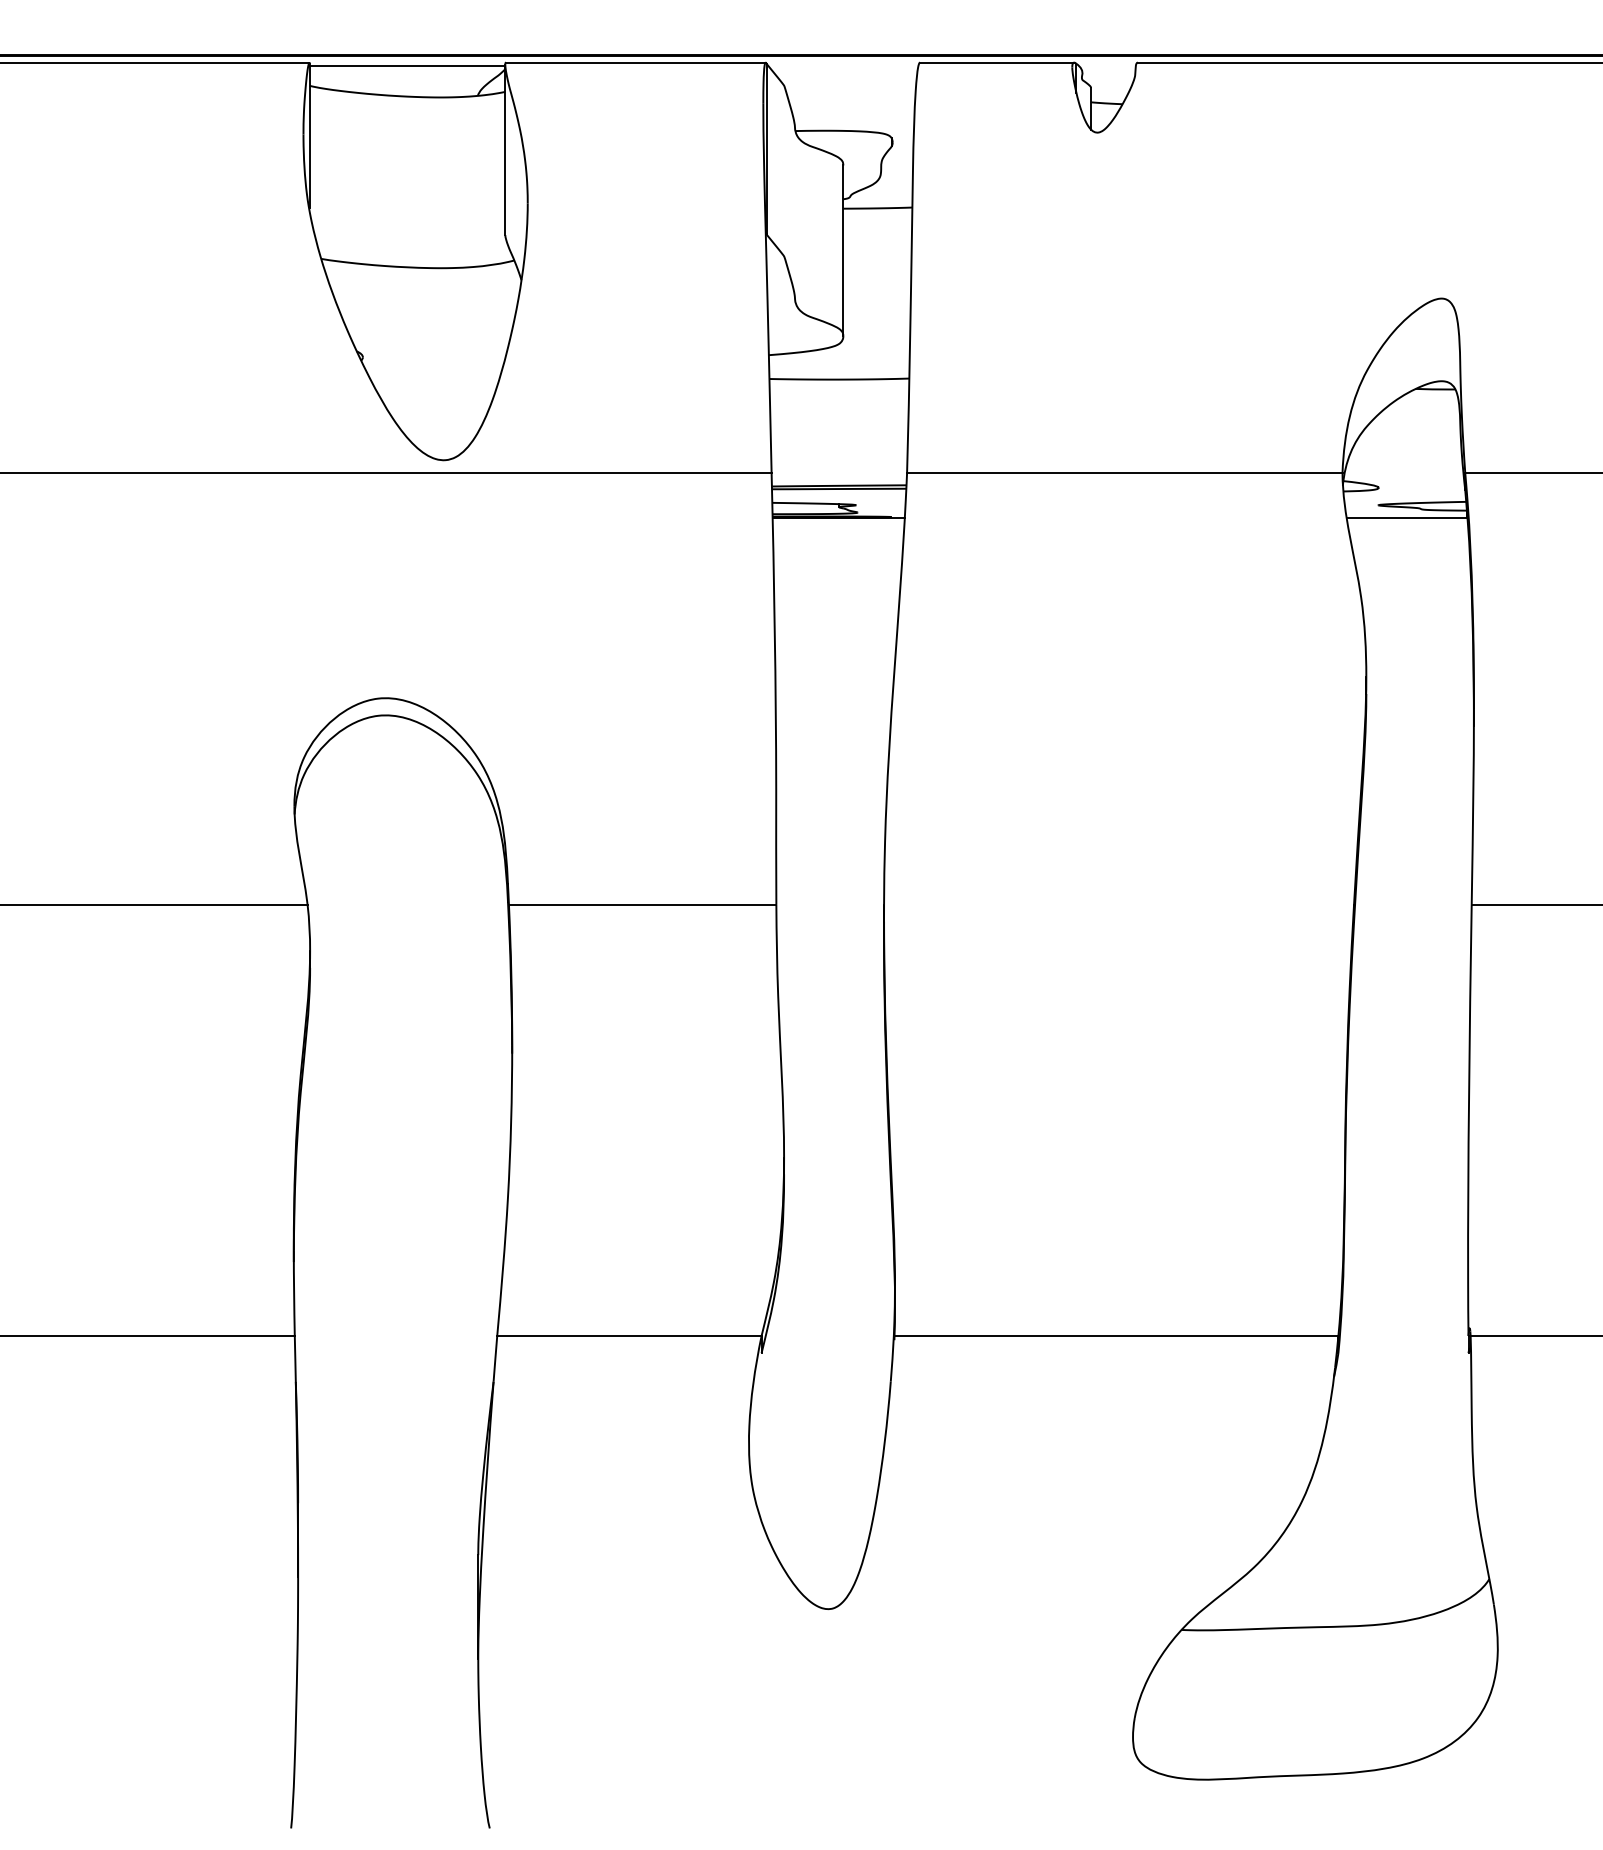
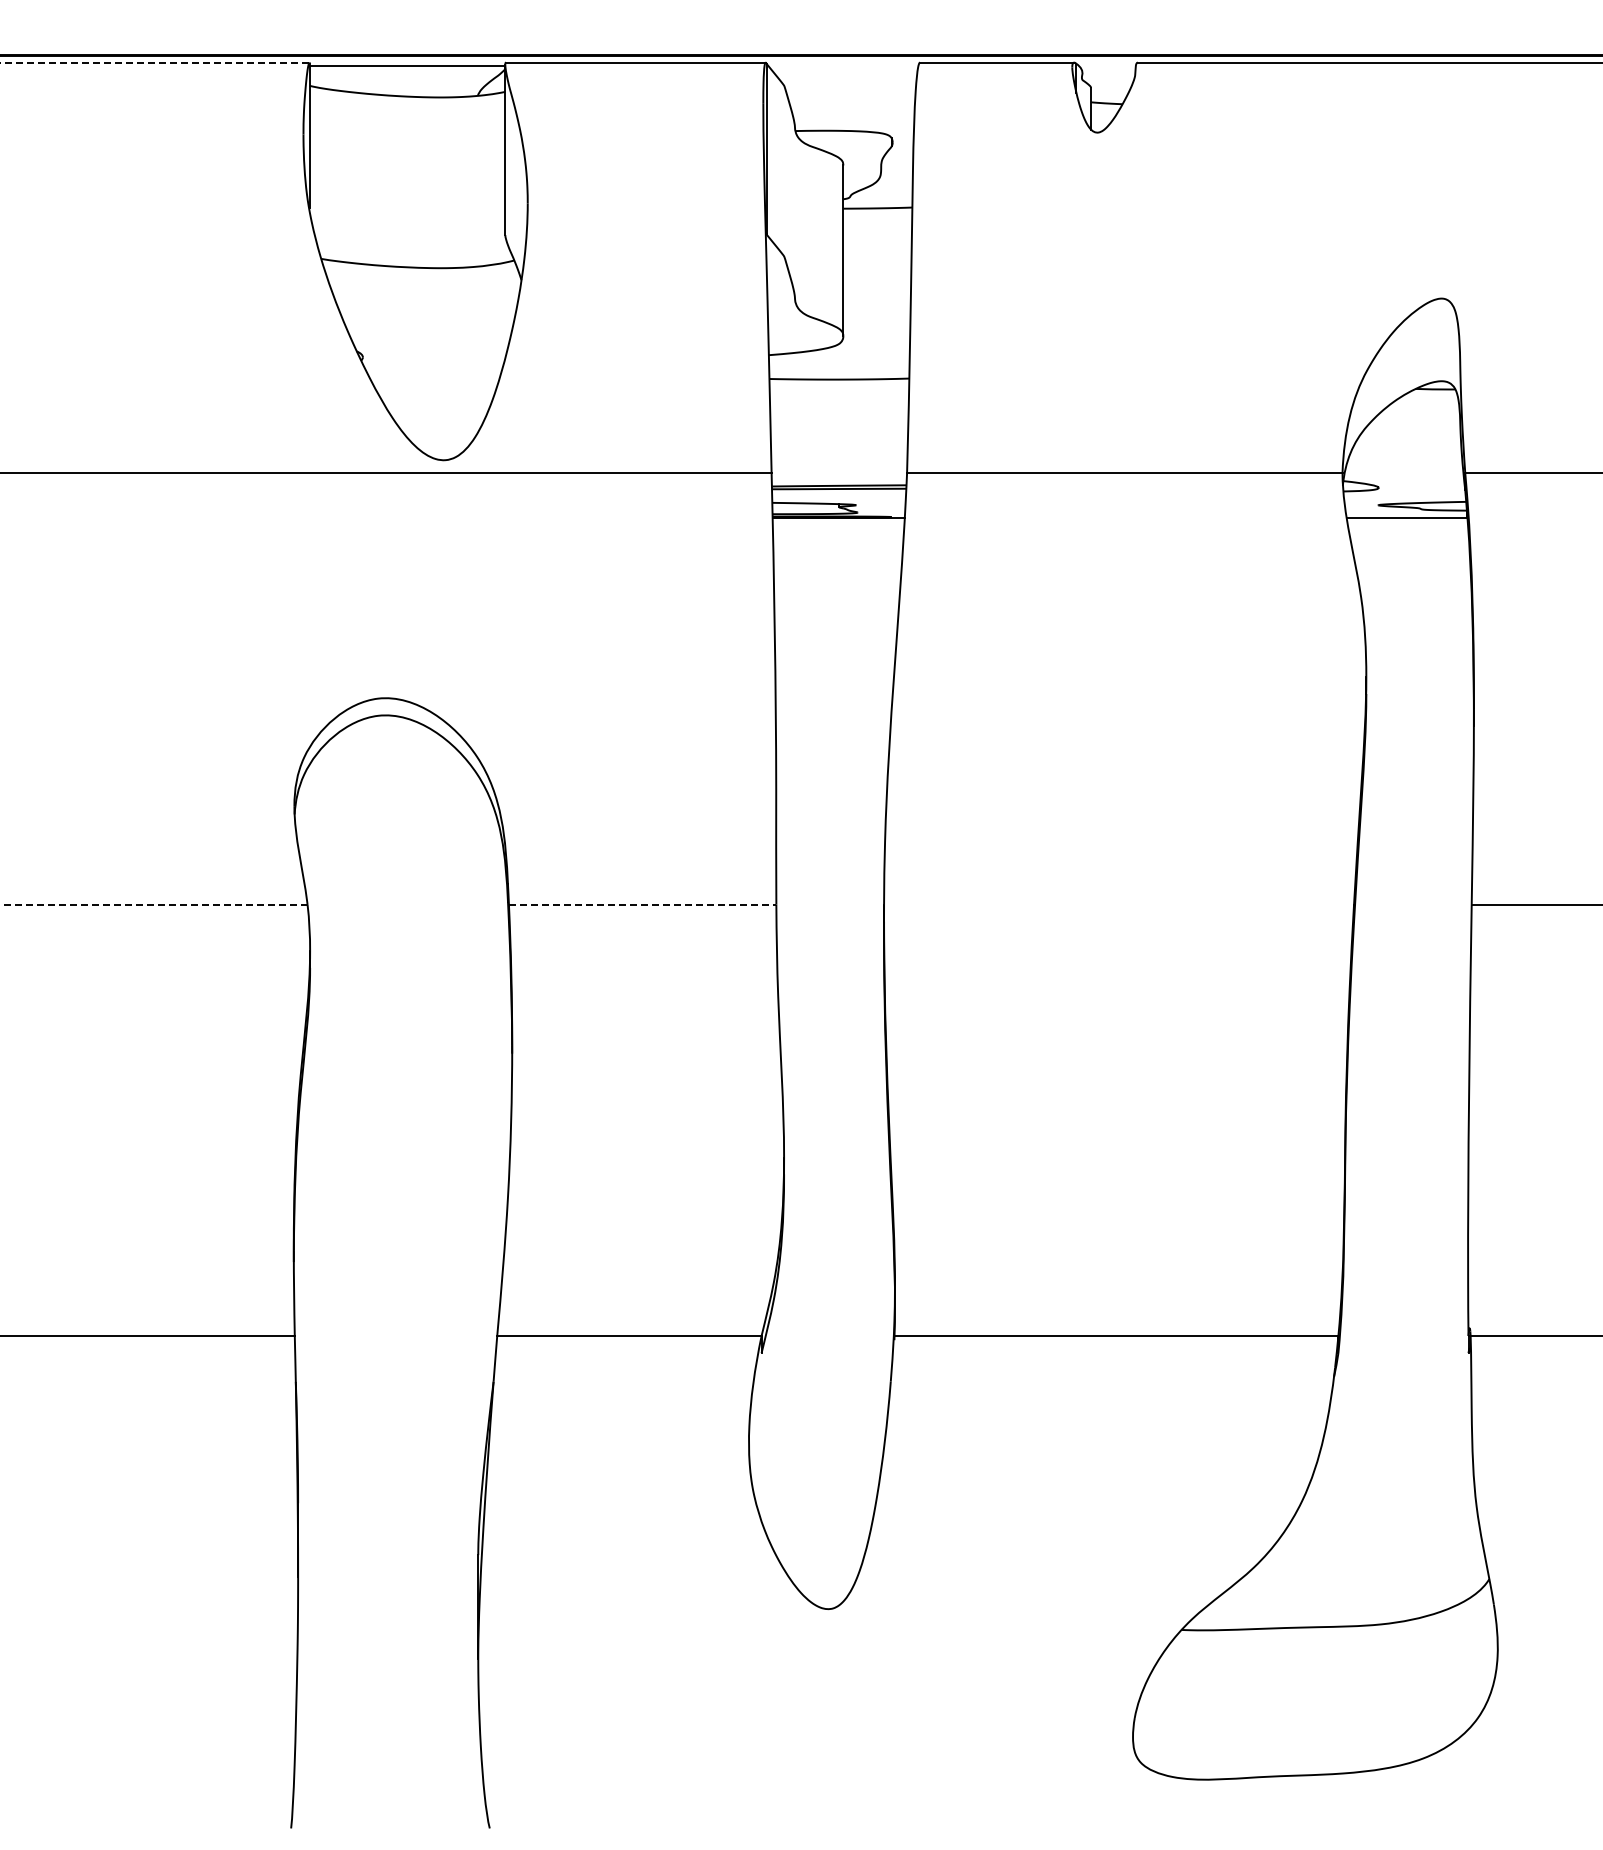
line: solid -> dashed (154, 62)
line: solid -> dashed (153, 904)
line: solid -> dashed (642, 904)
